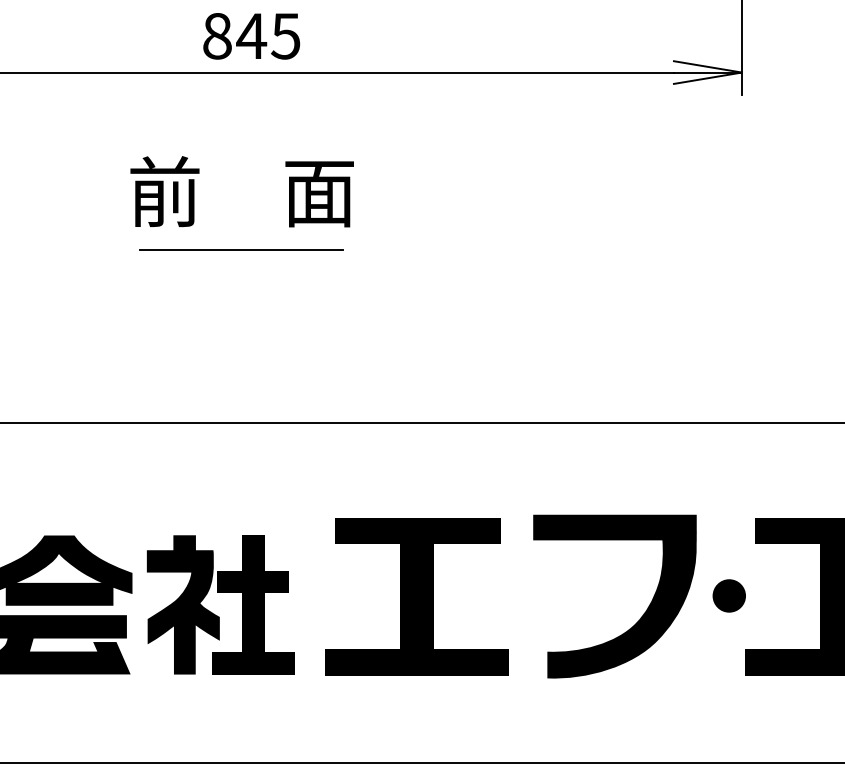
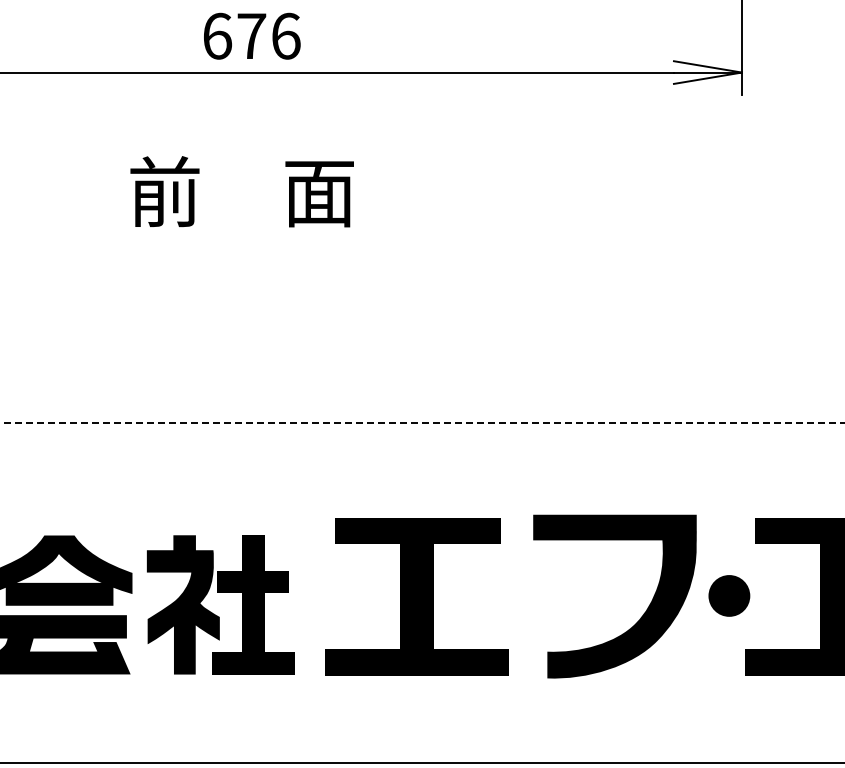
text: 845 -> 676 (251, 35)
line: present -> none (240, 249)
line: solid -> dashed (422, 422)
part size: 34x34 px -> 43x42 px (729, 595)
